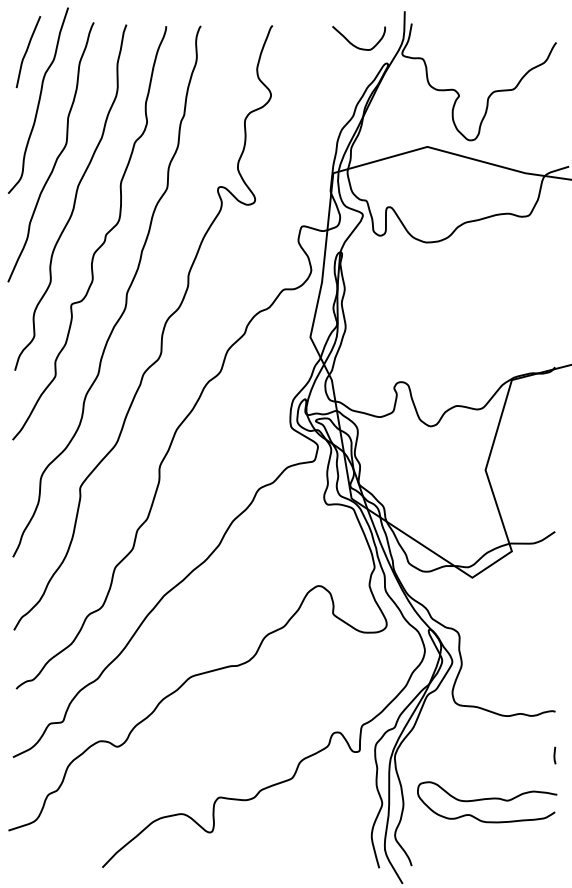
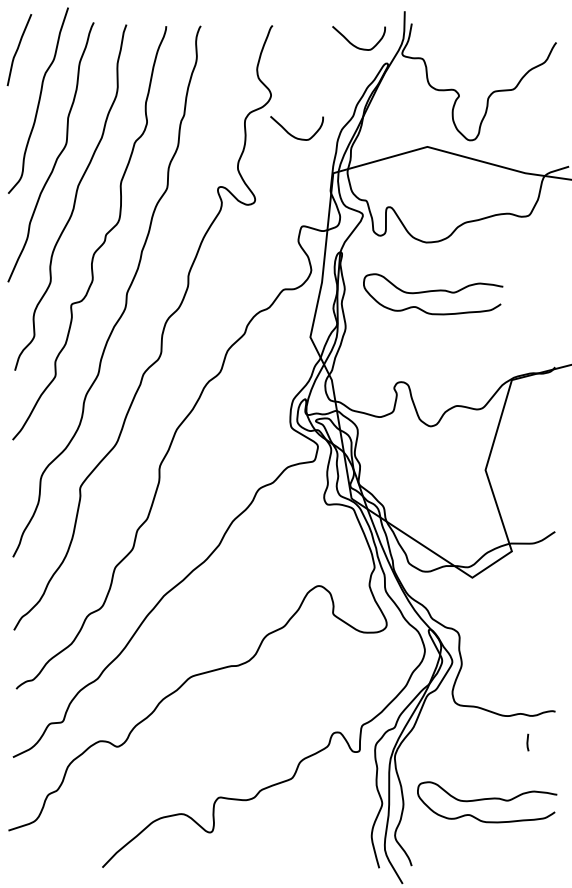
curve position: (27, 51) -> (18, 49) (18, 49)
curve: none -> present (293, 135)
curve: none -> present (433, 291)
line position: (554, 755) -> (527, 742) (527, 742)
